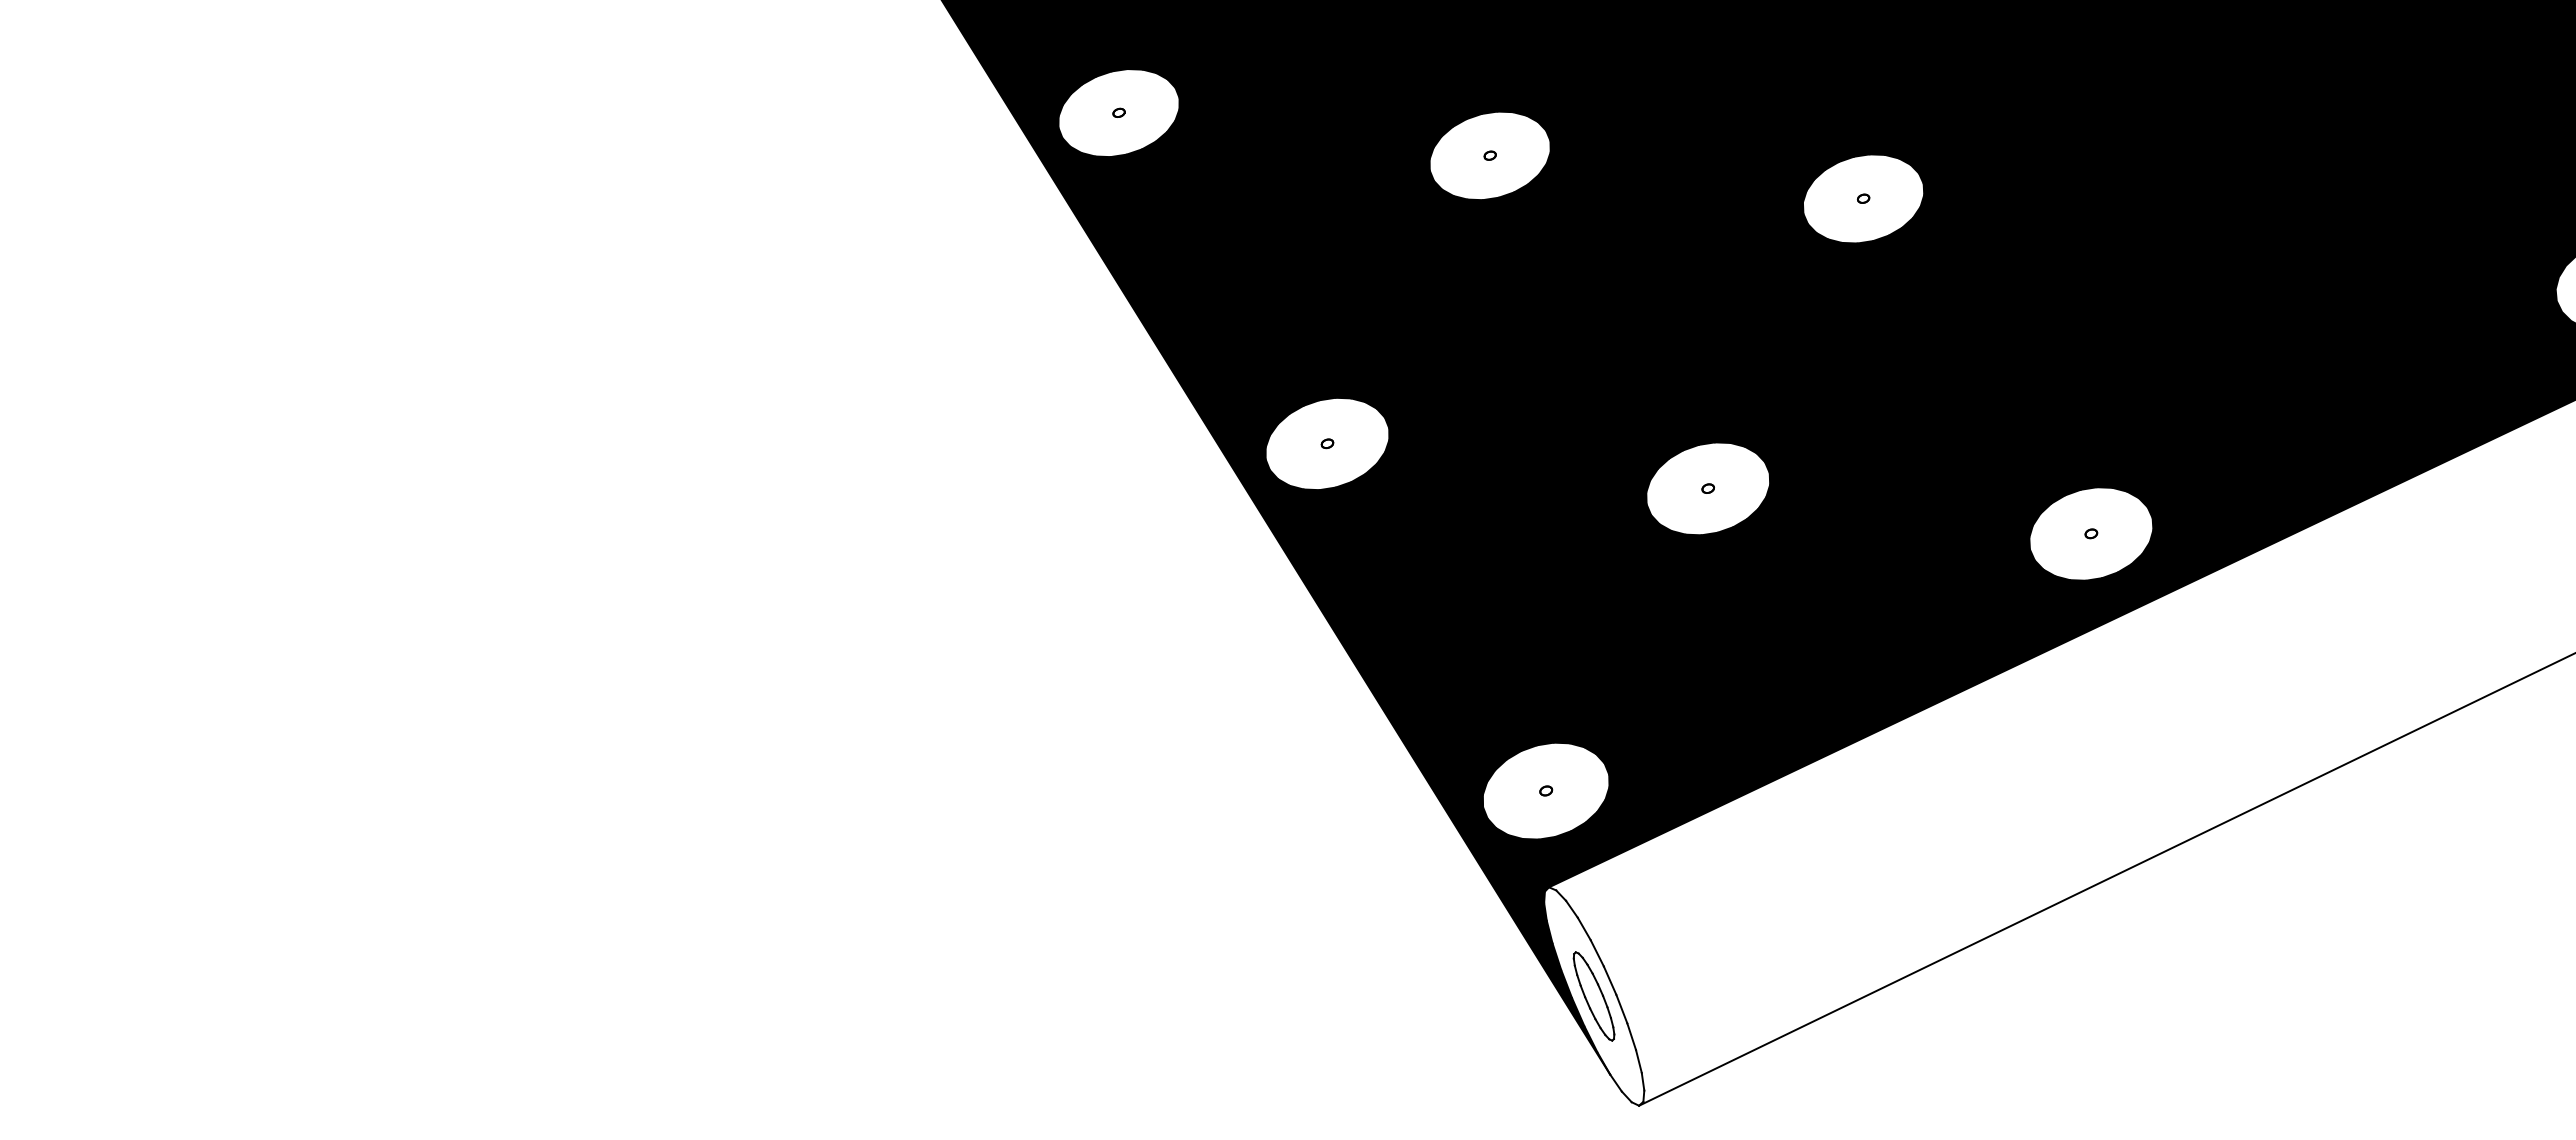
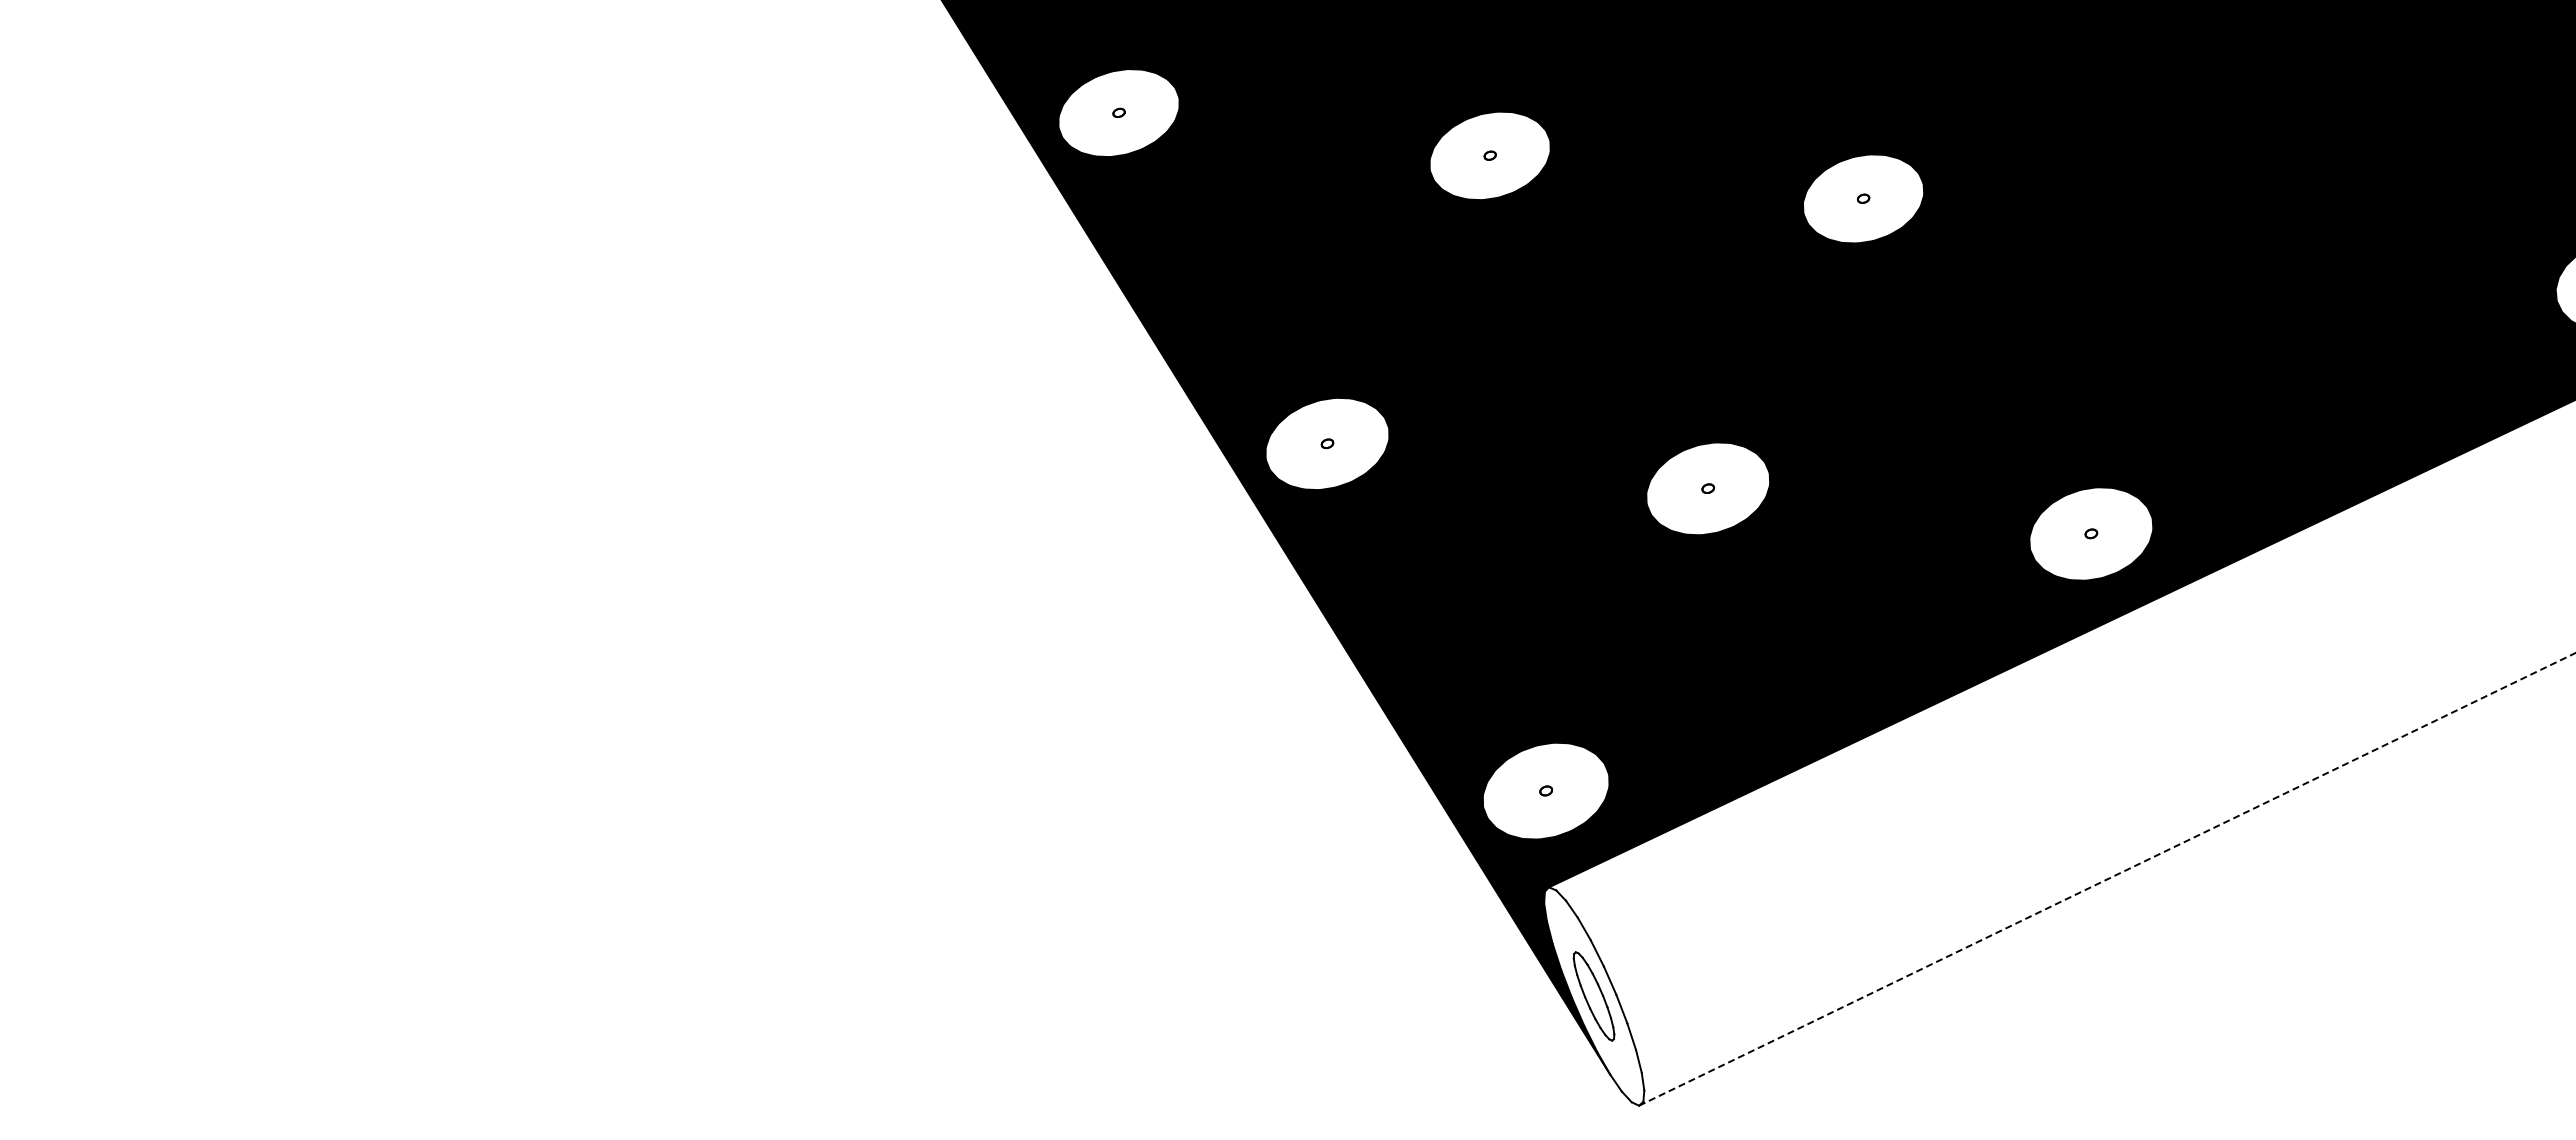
line: solid -> dashed (2107, 879)
